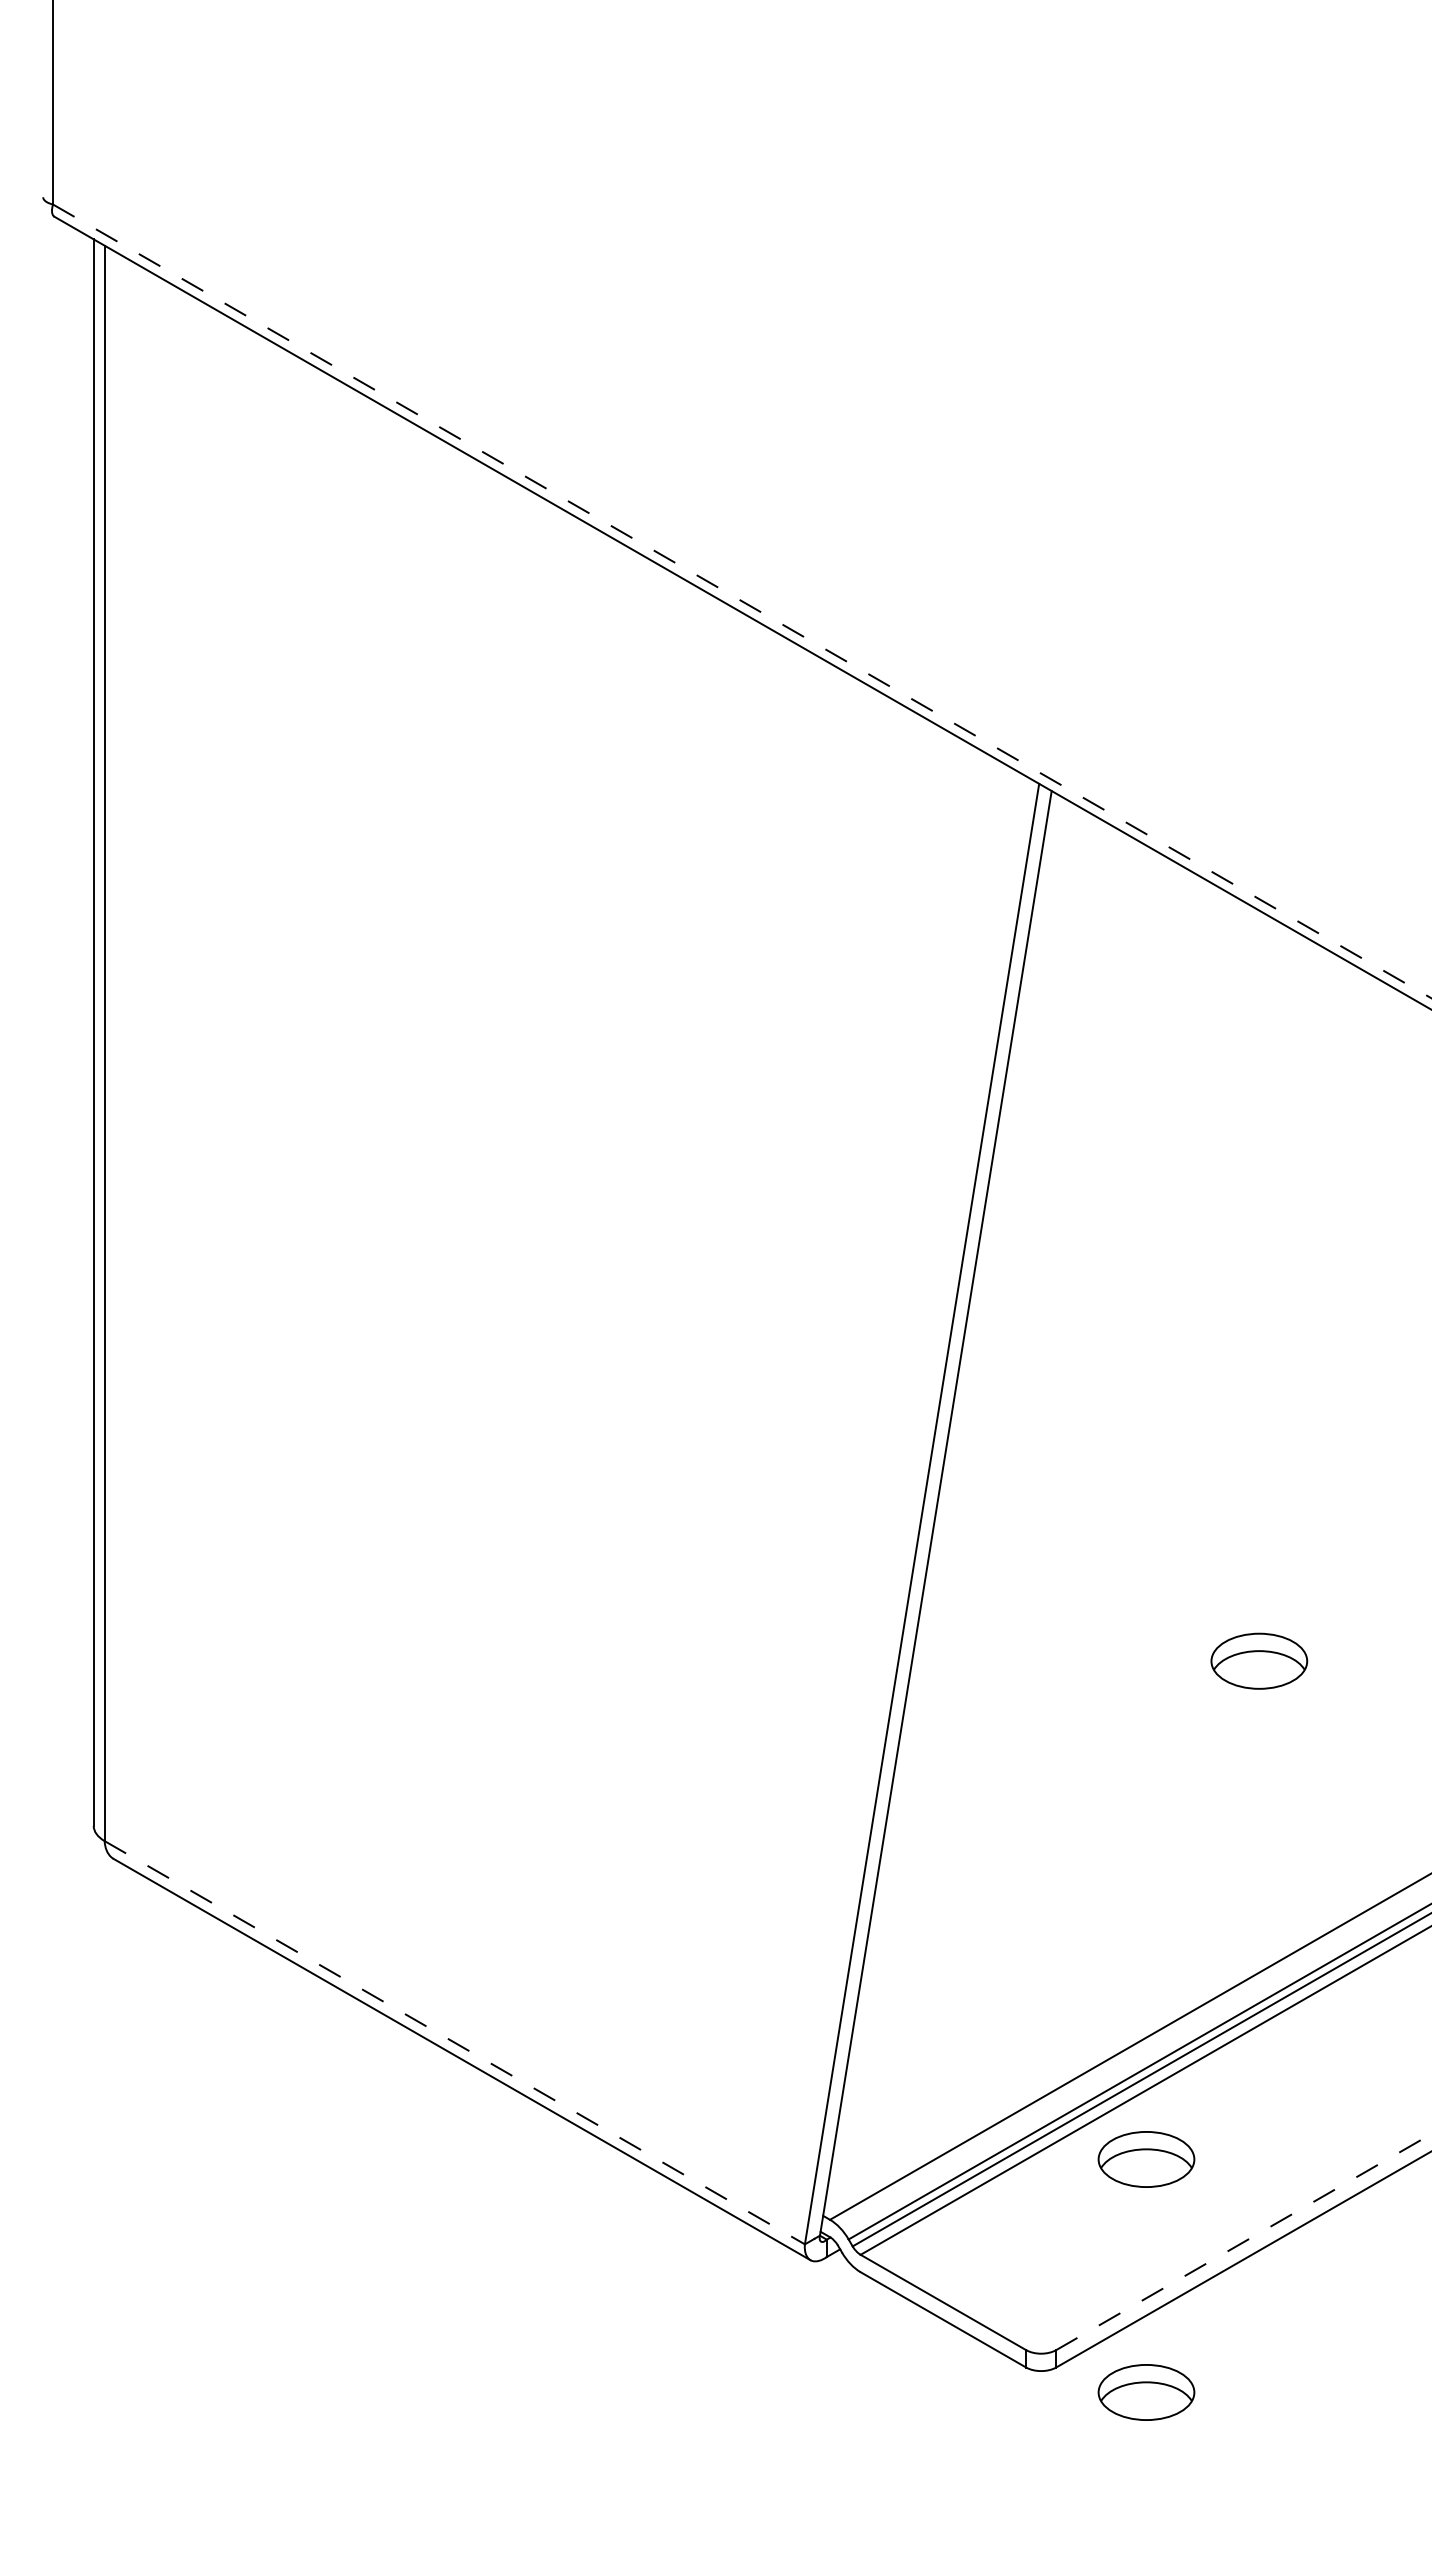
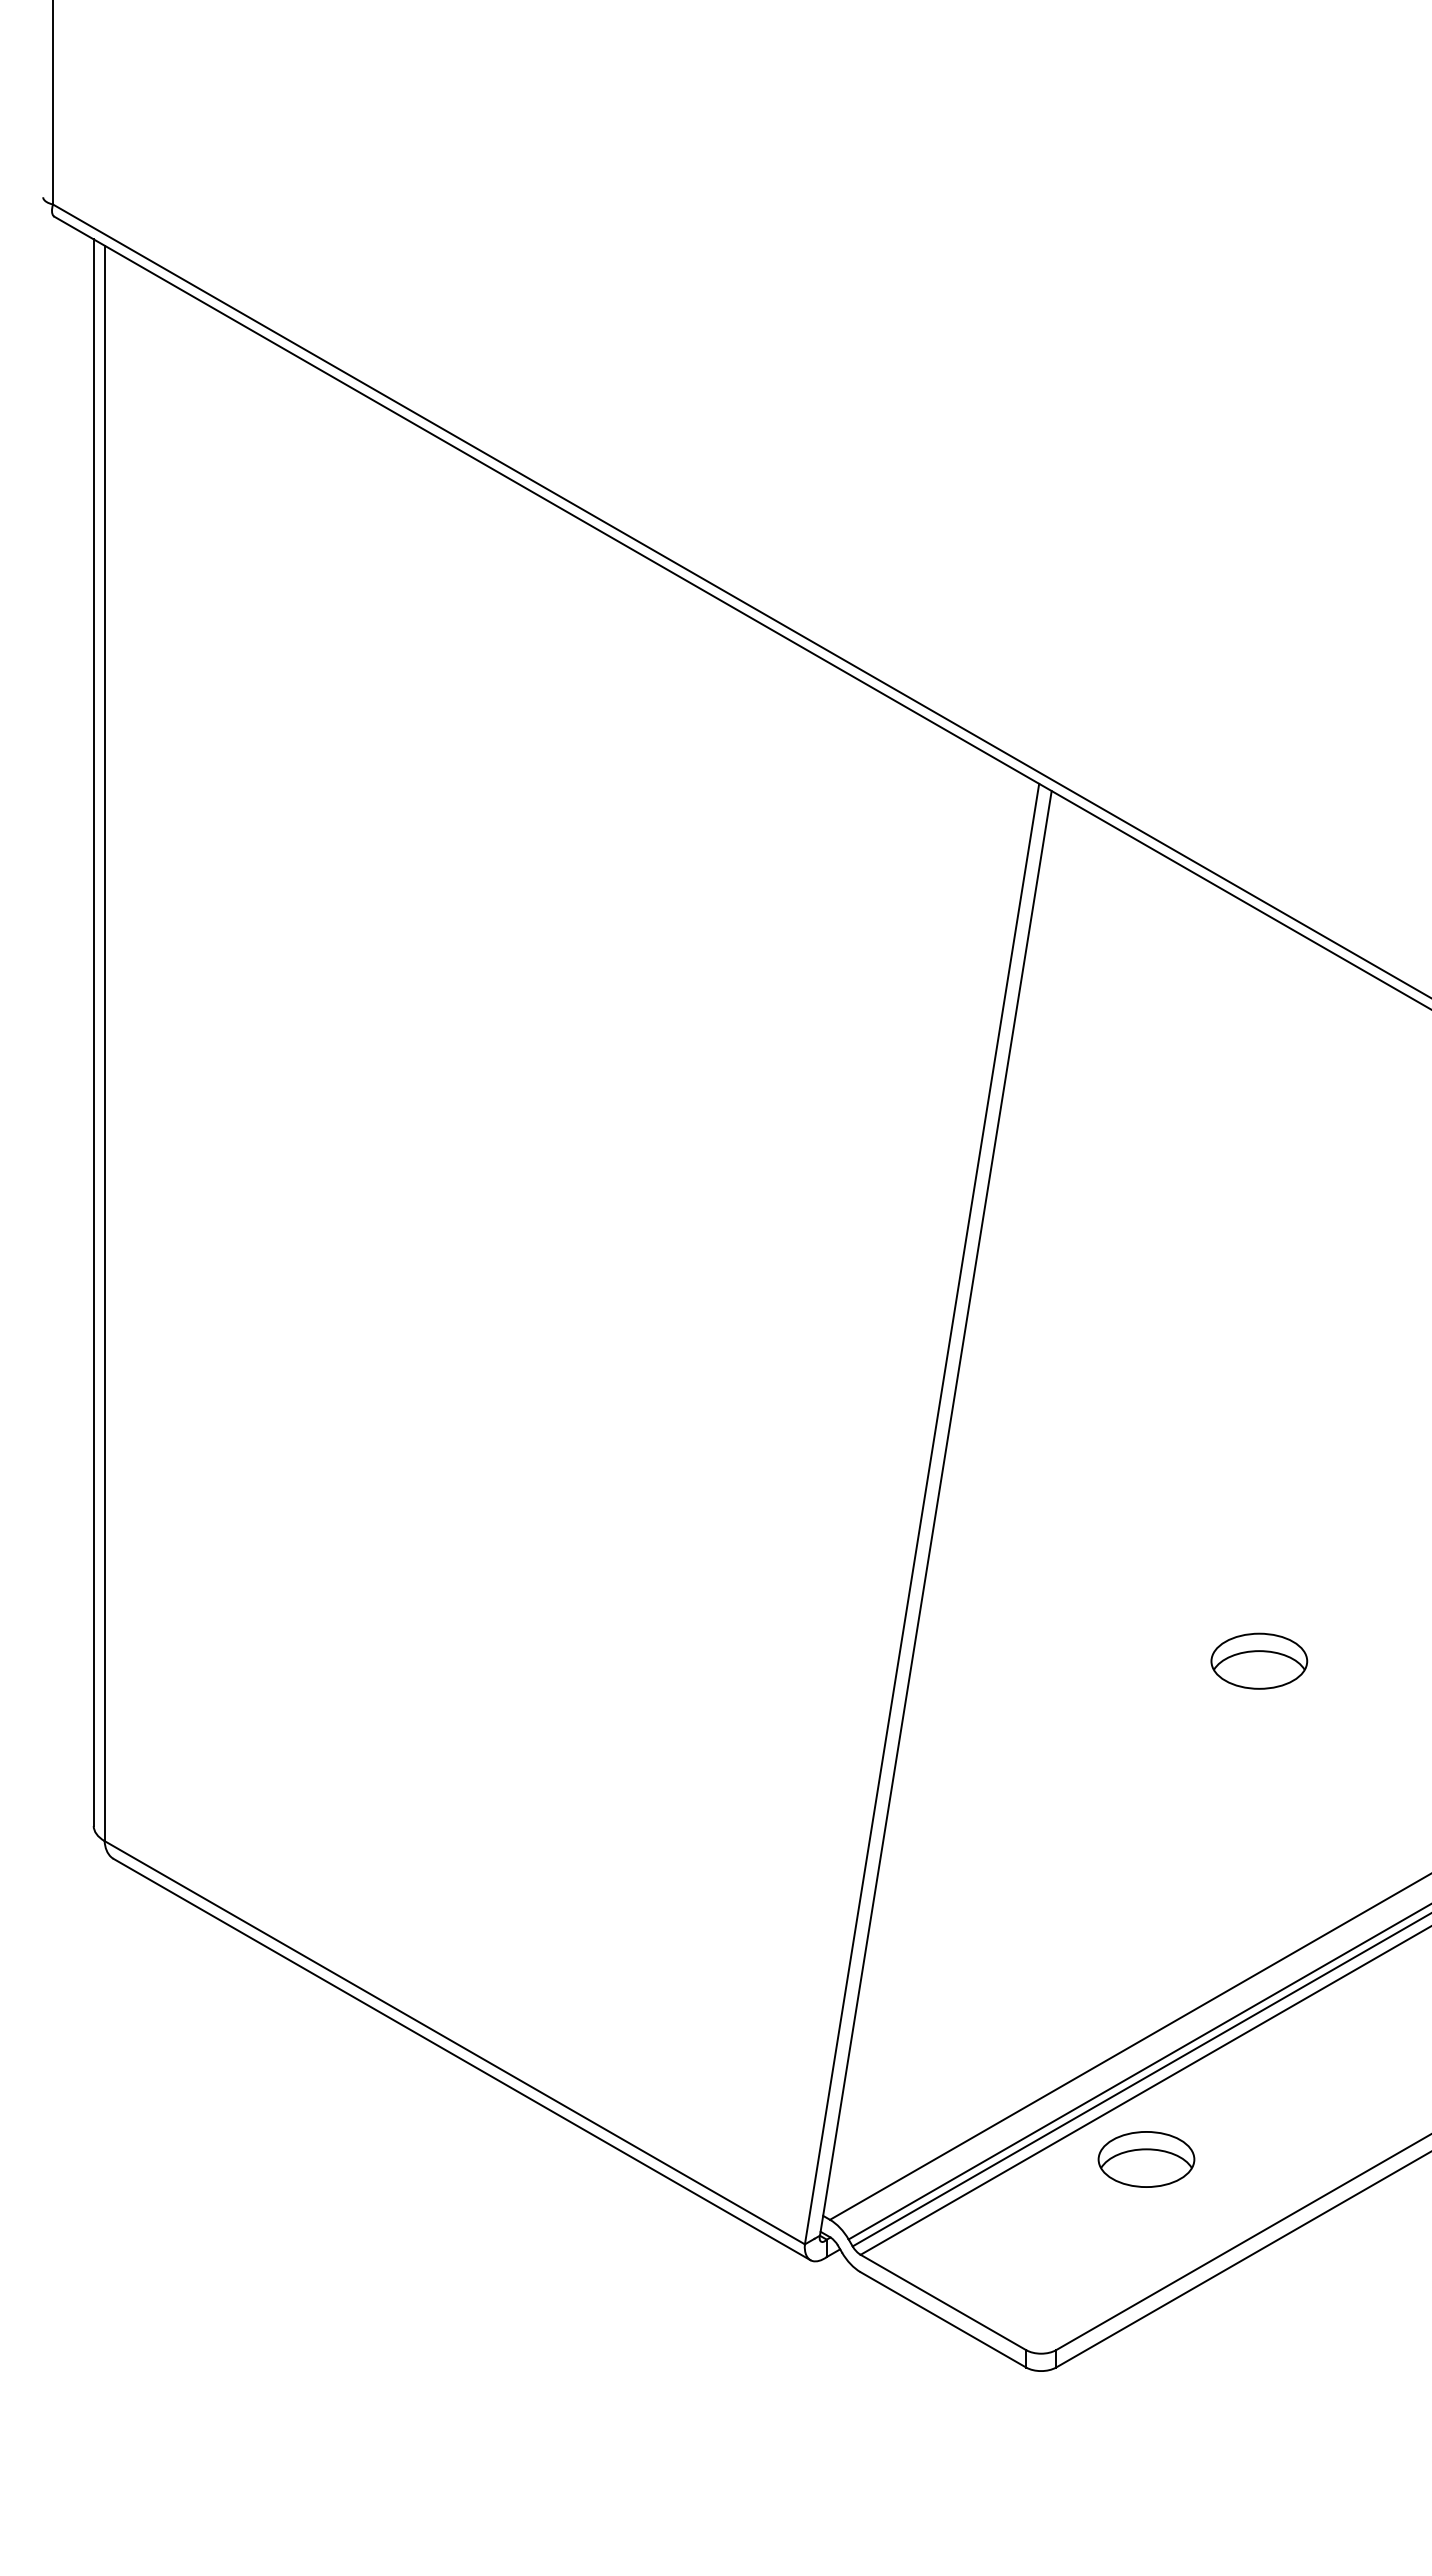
line: dashed -> solid (742, 601)
line: dashed -> solid (455, 2042)
line: dashed -> solid (1243, 2242)
part: present -> none (1146, 2392)
